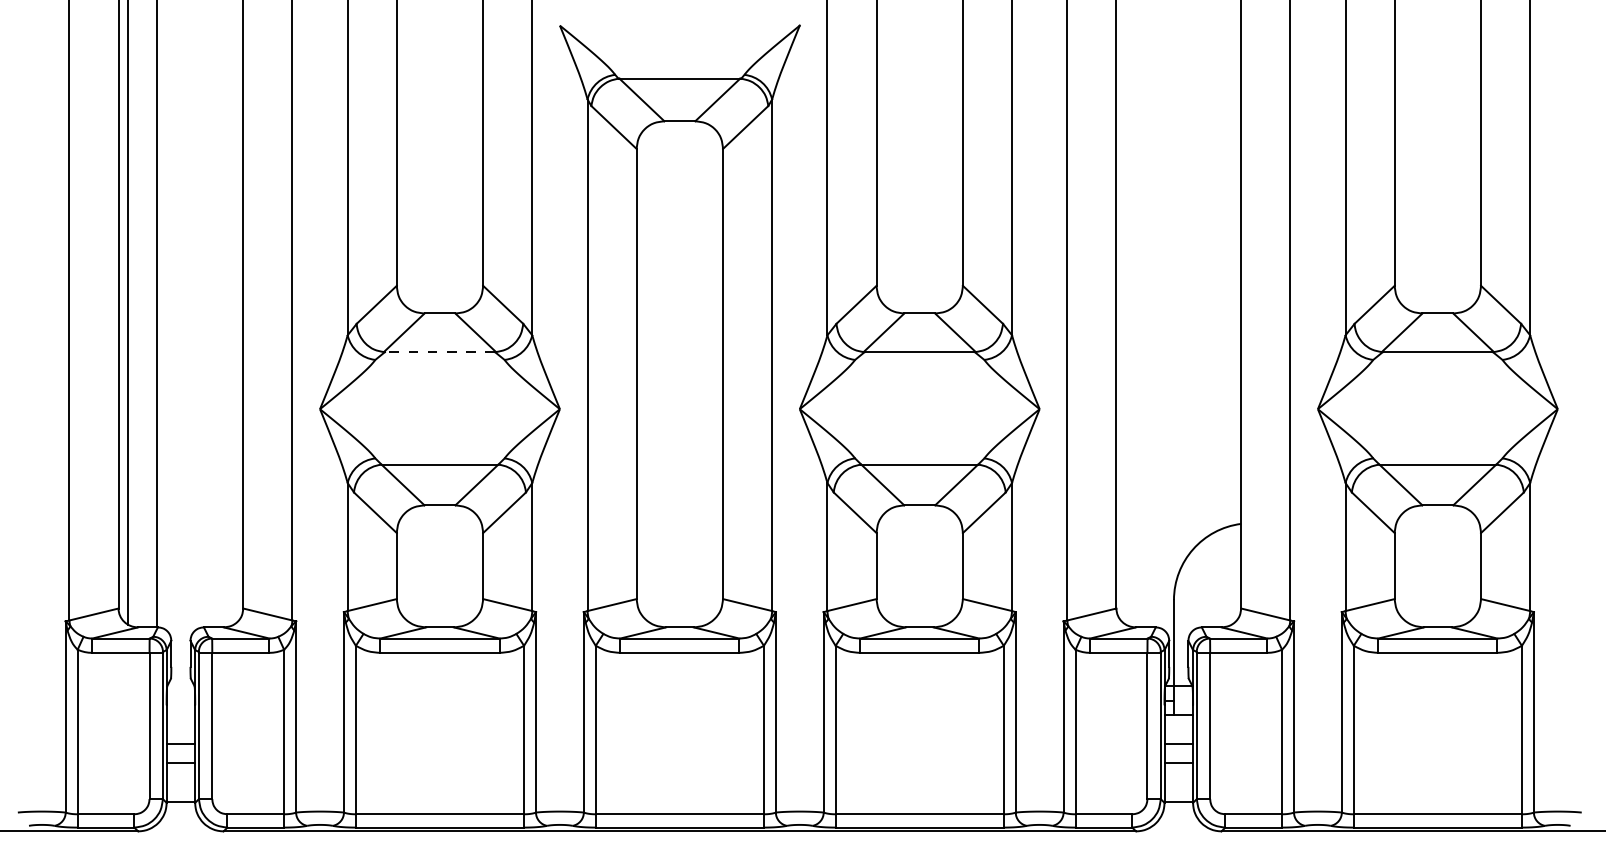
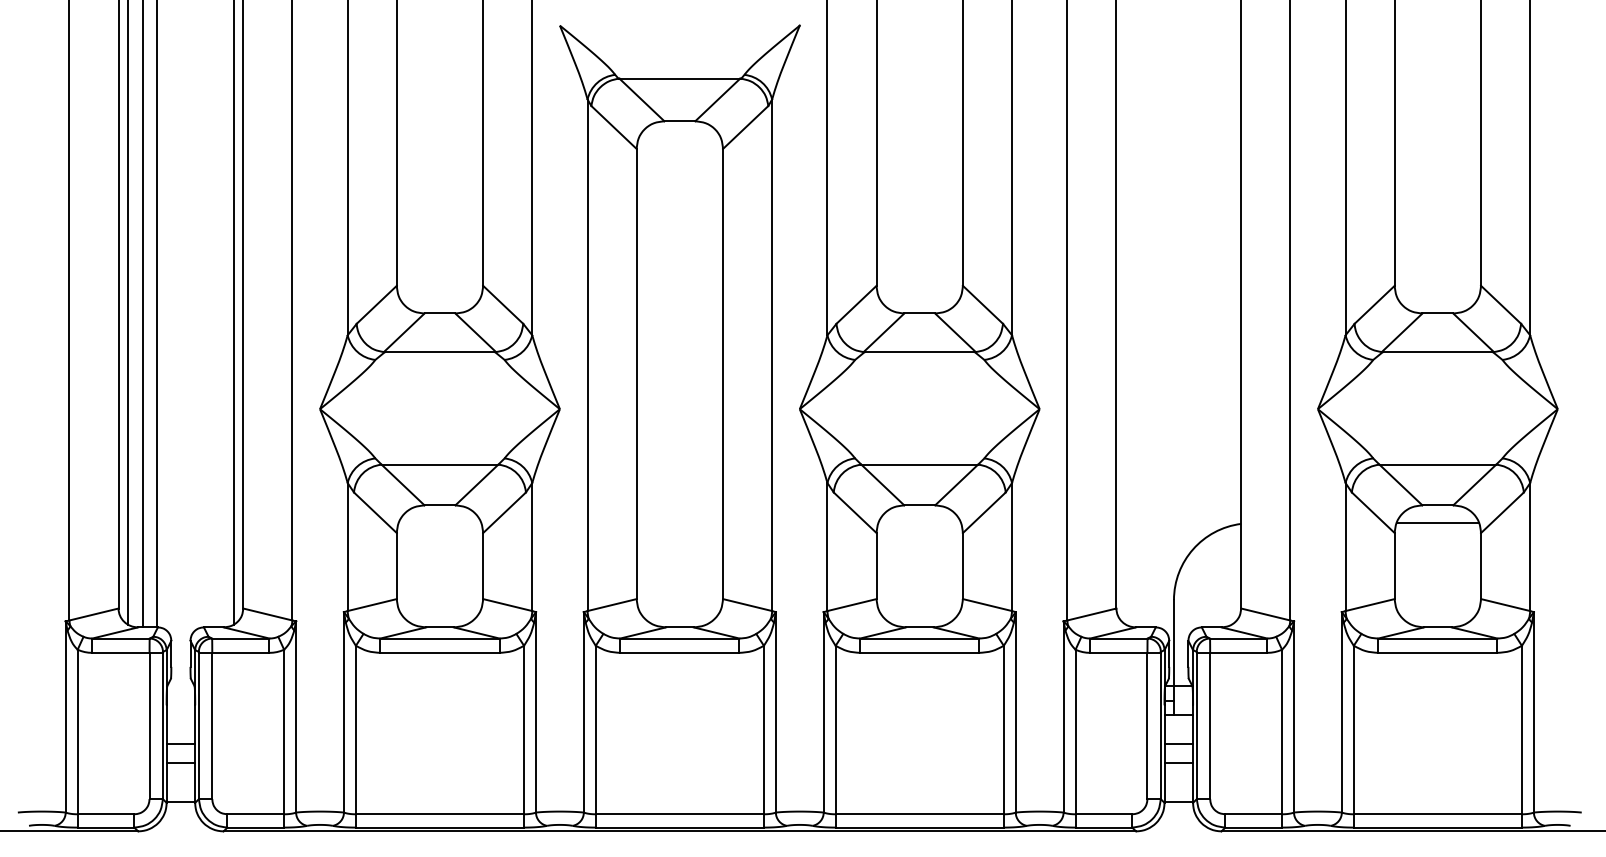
line: none -> present (233, 313)
line: none -> present (142, 314)
line: dashed -> solid (439, 352)
line: none -> present (1437, 523)
